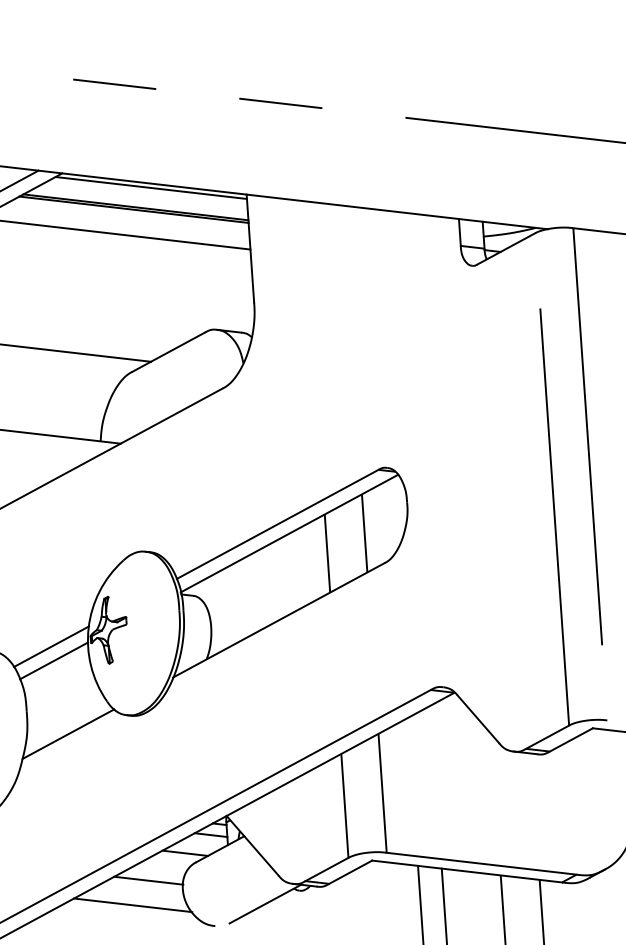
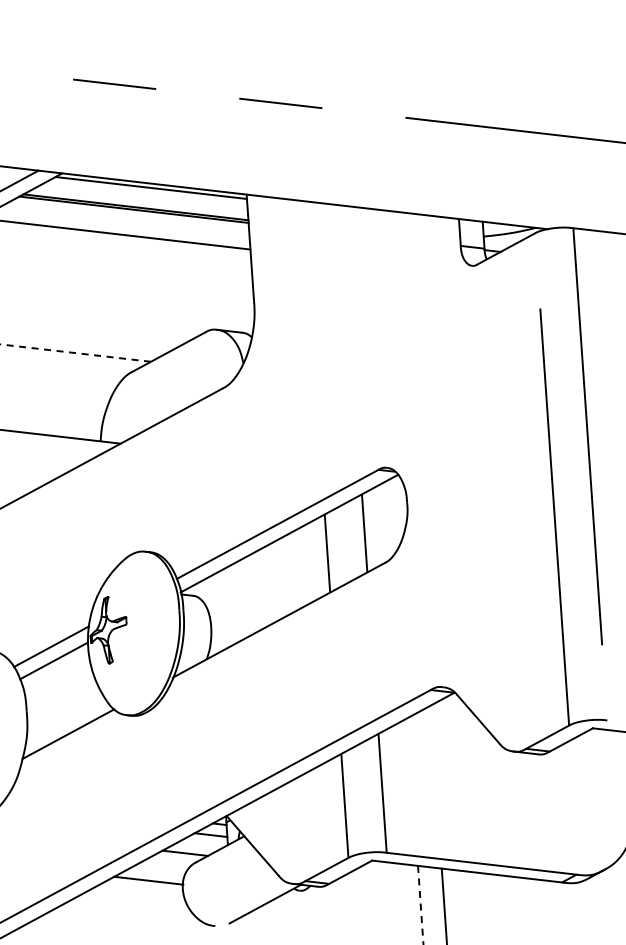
line: solid -> dashed (75, 353)
line: present -> none (133, 905)
line: solid -> dashed (420, 905)
line: present -> none (502, 908)
line: present -> none (541, 910)
